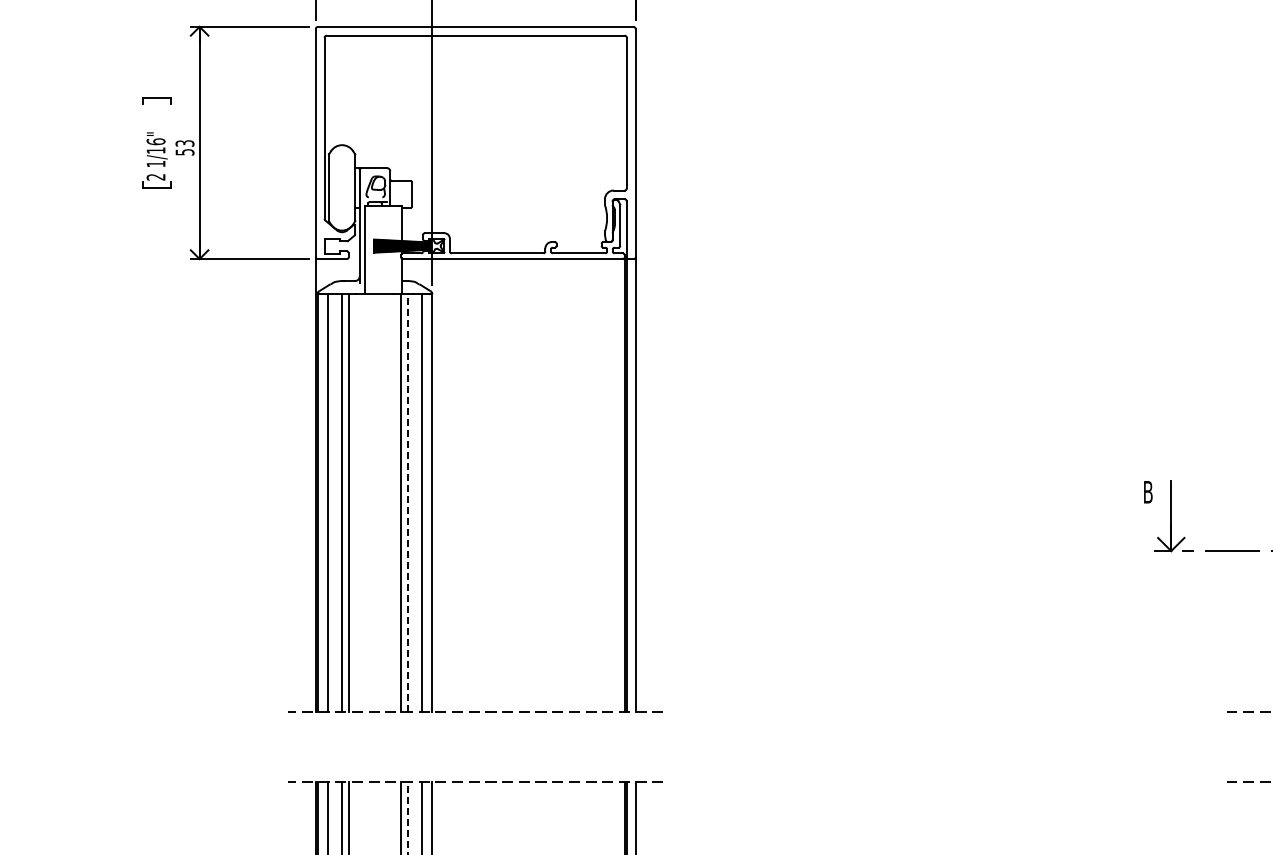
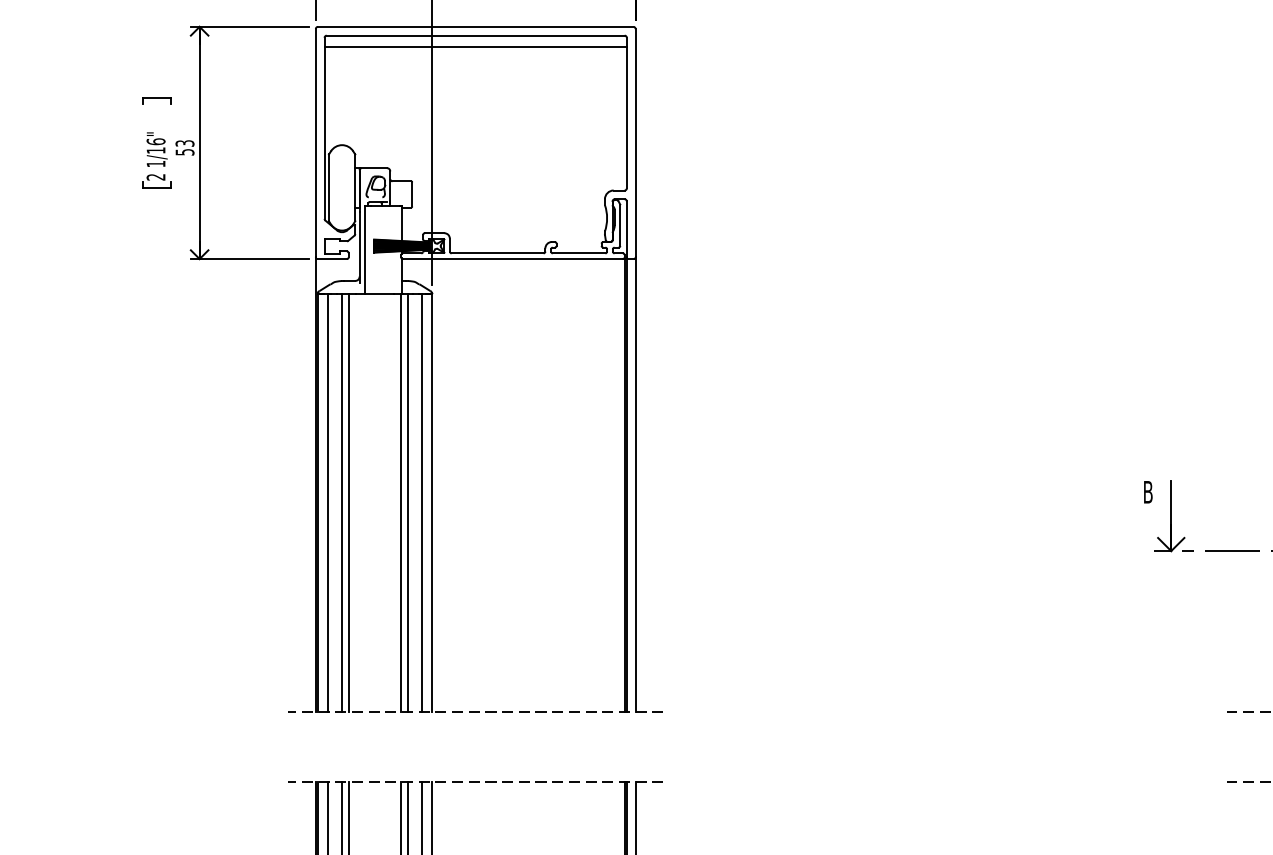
line: none -> present (475, 46)
line: dashed -> solid (408, 502)
line: dashed -> solid (408, 817)
